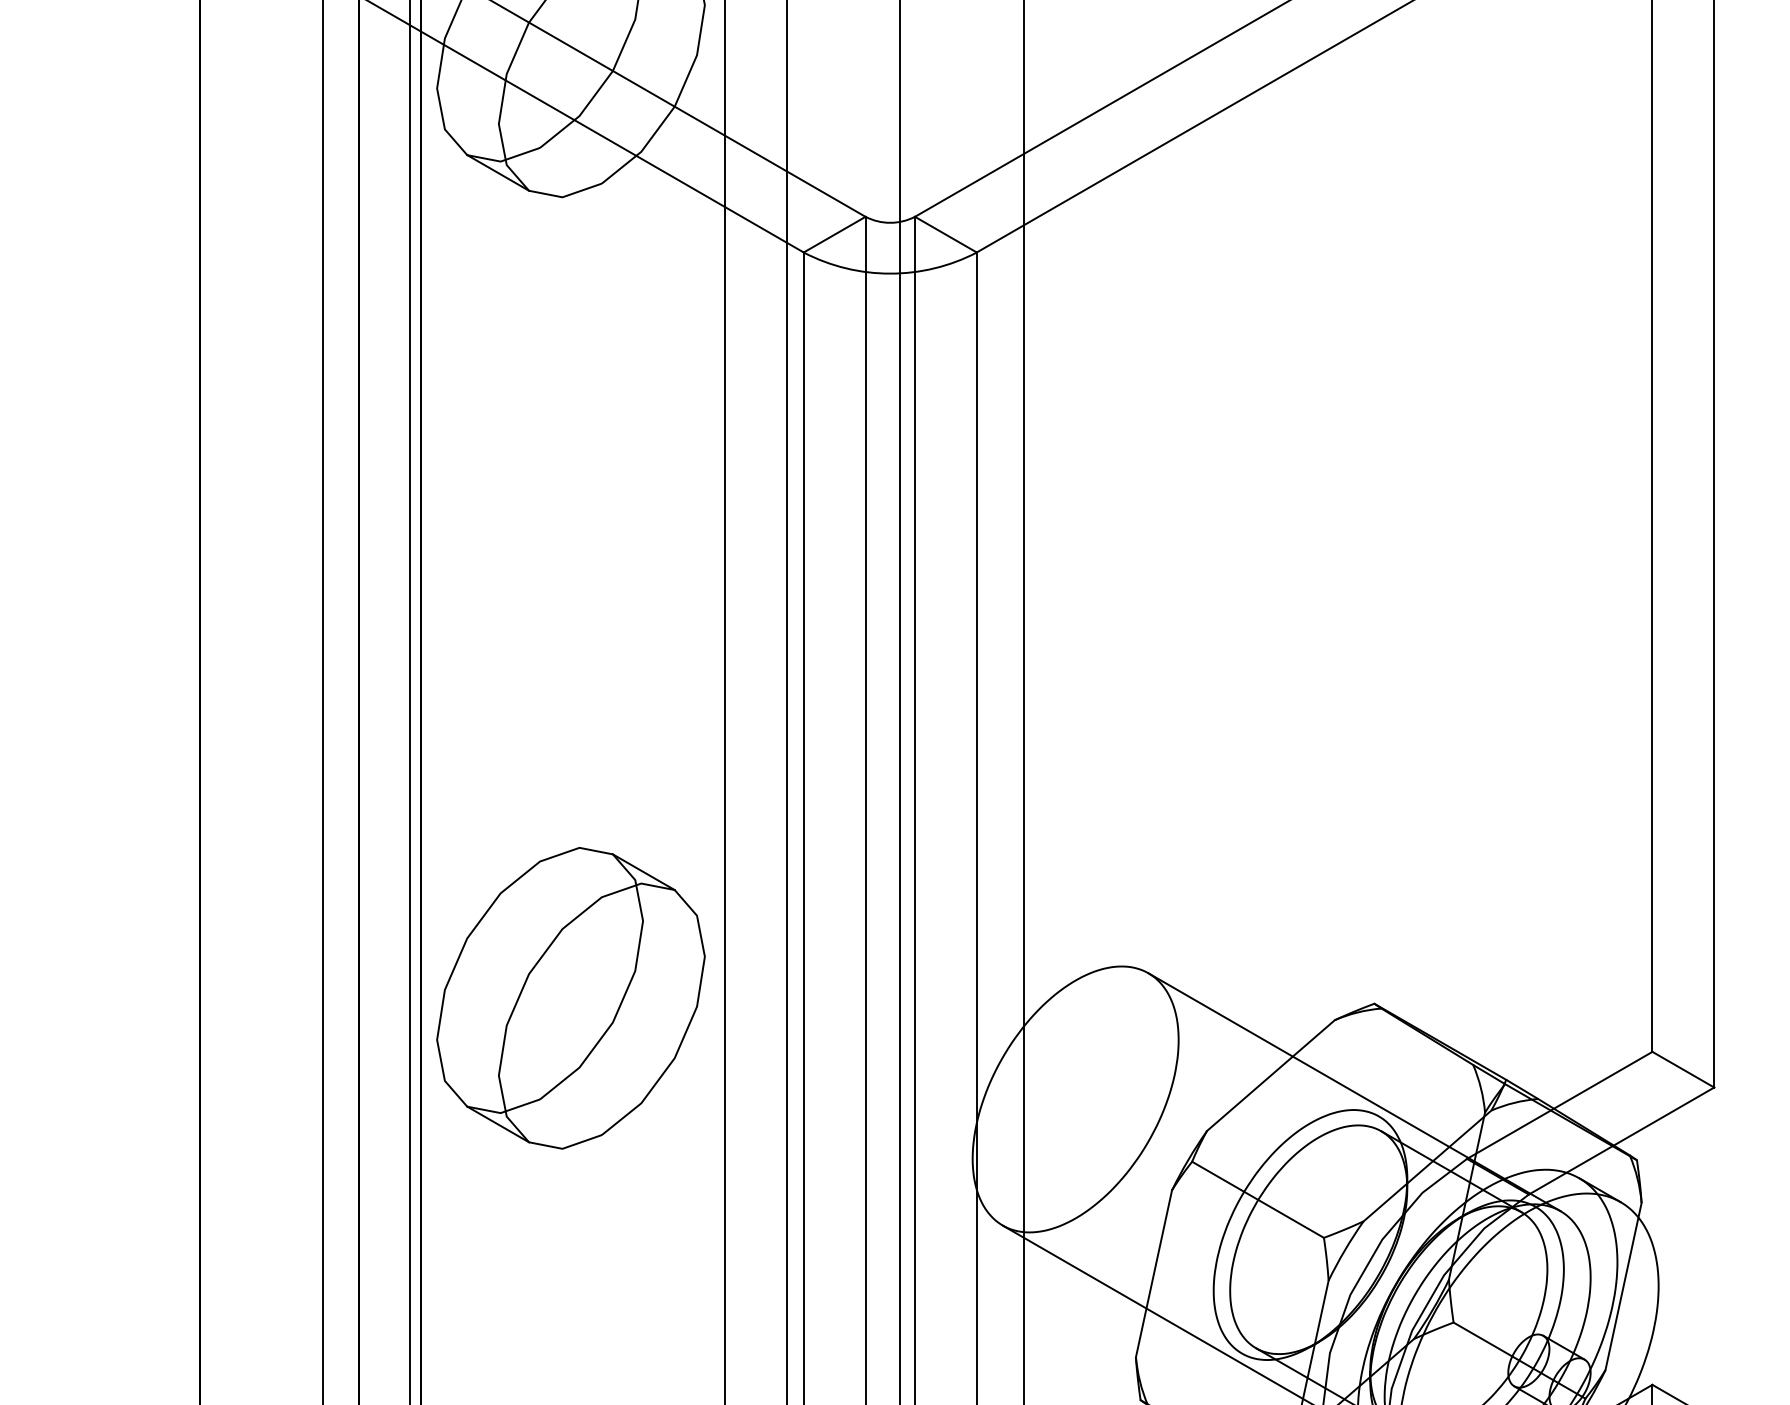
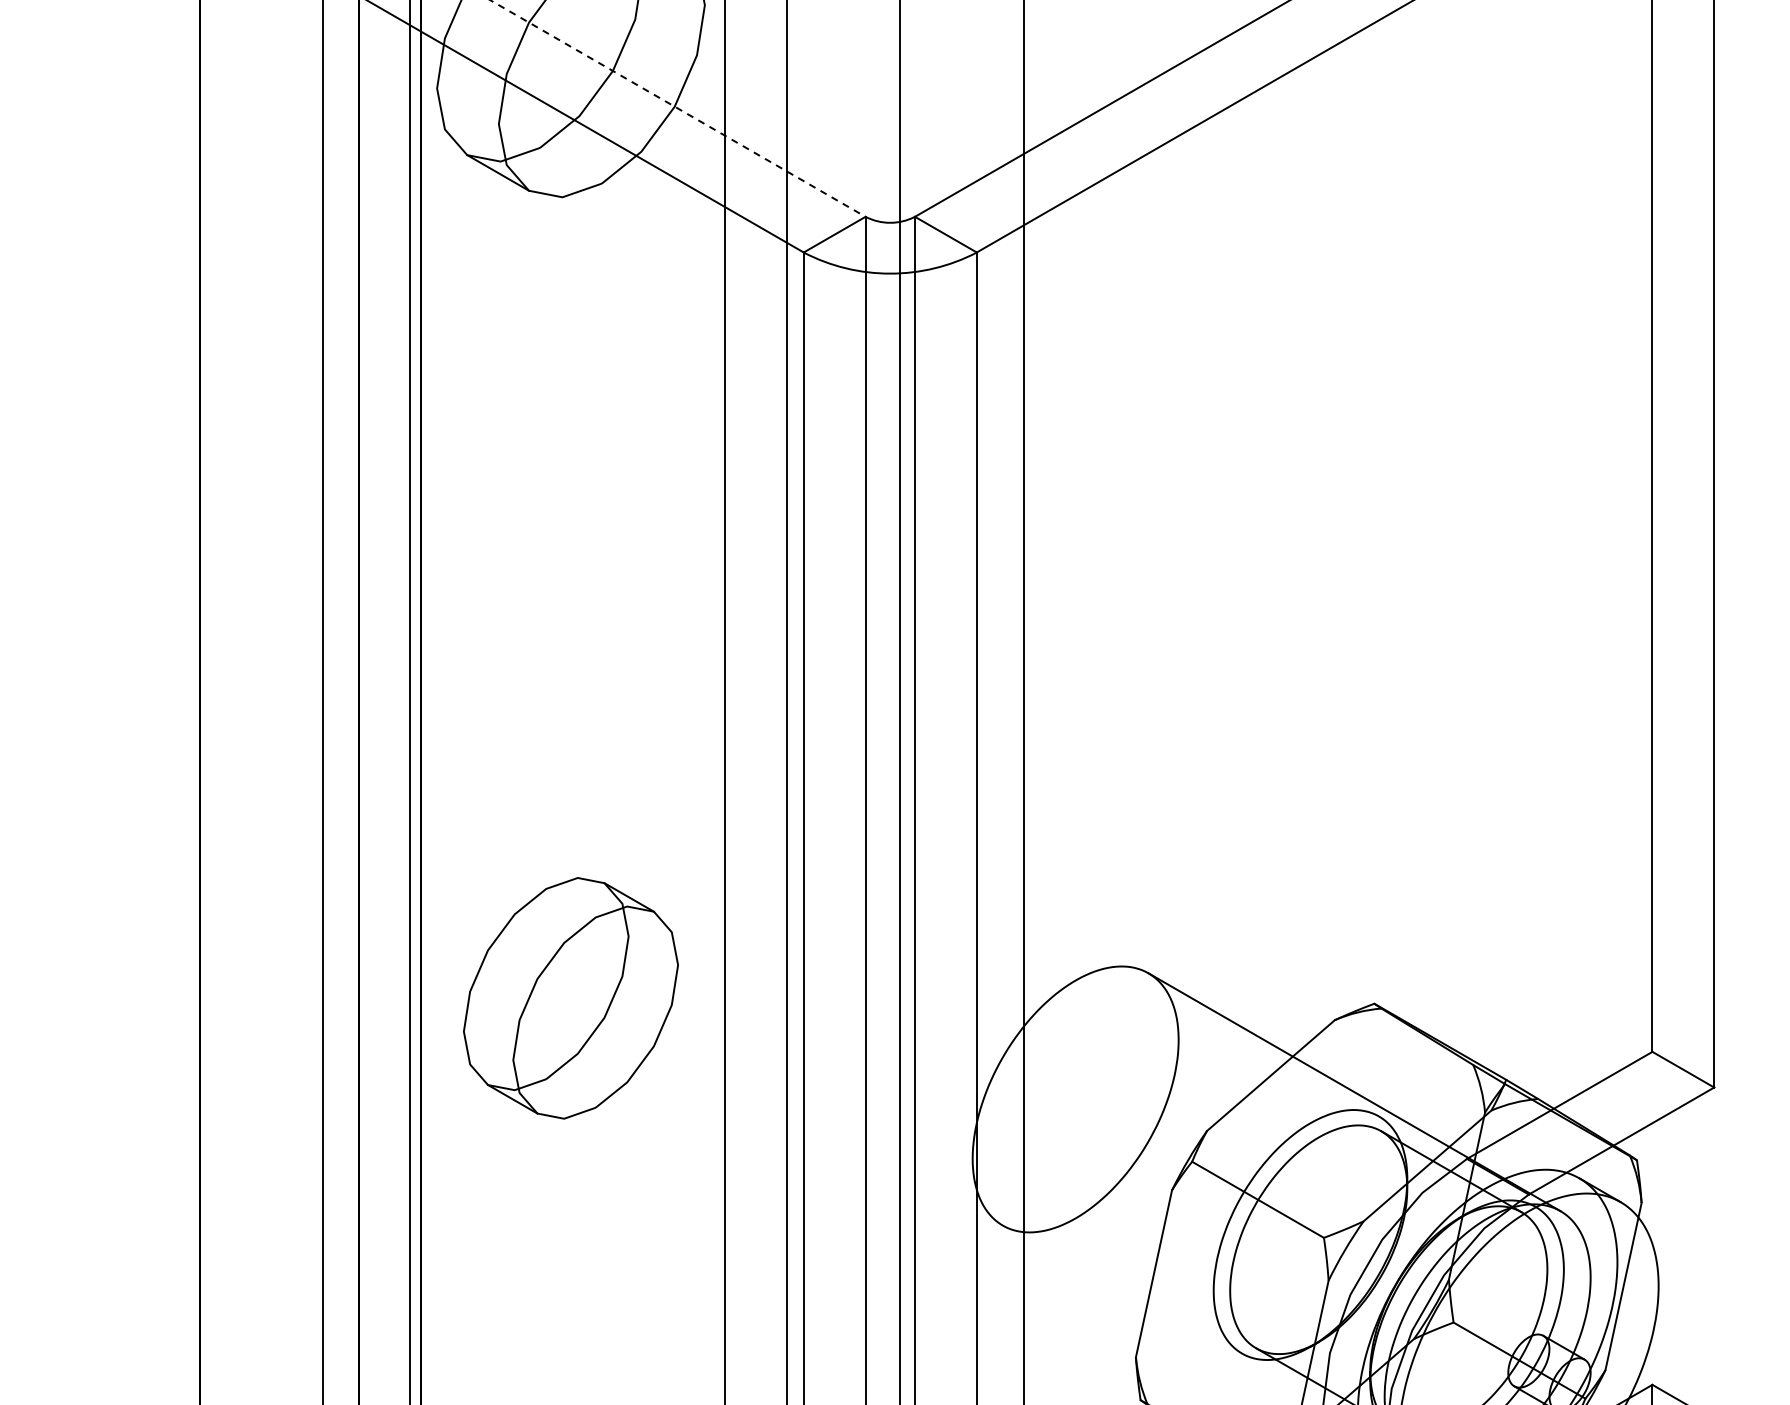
line: solid -> dashed (678, 108)
part size: 270x303 px -> 216x243 px (570, 998)
line: present -> none (1155, 1313)
